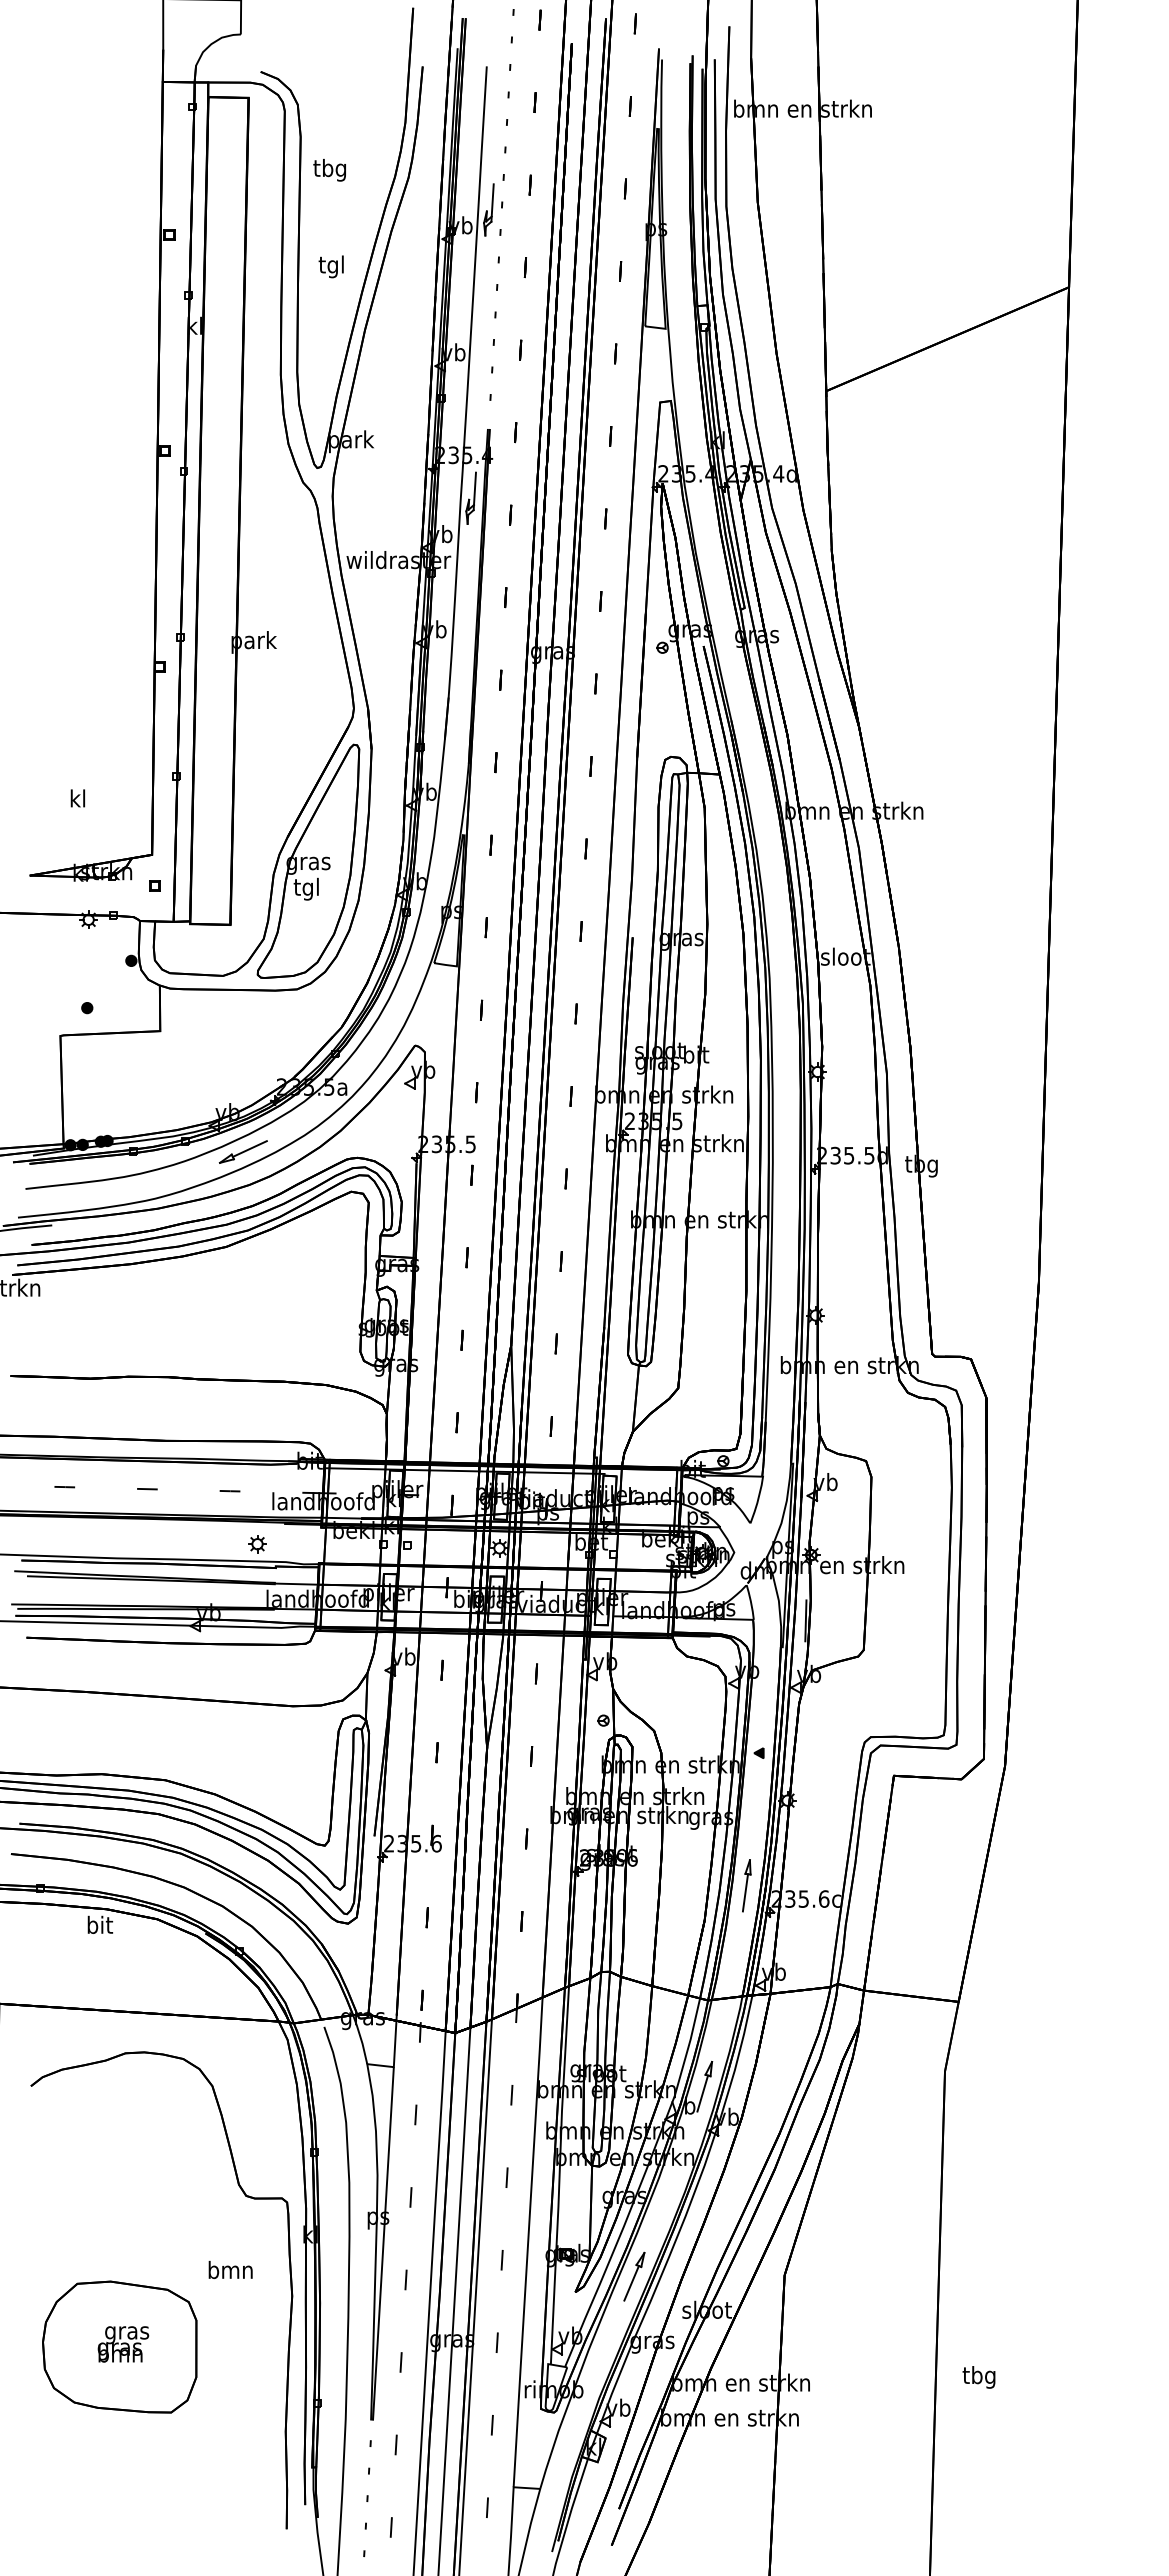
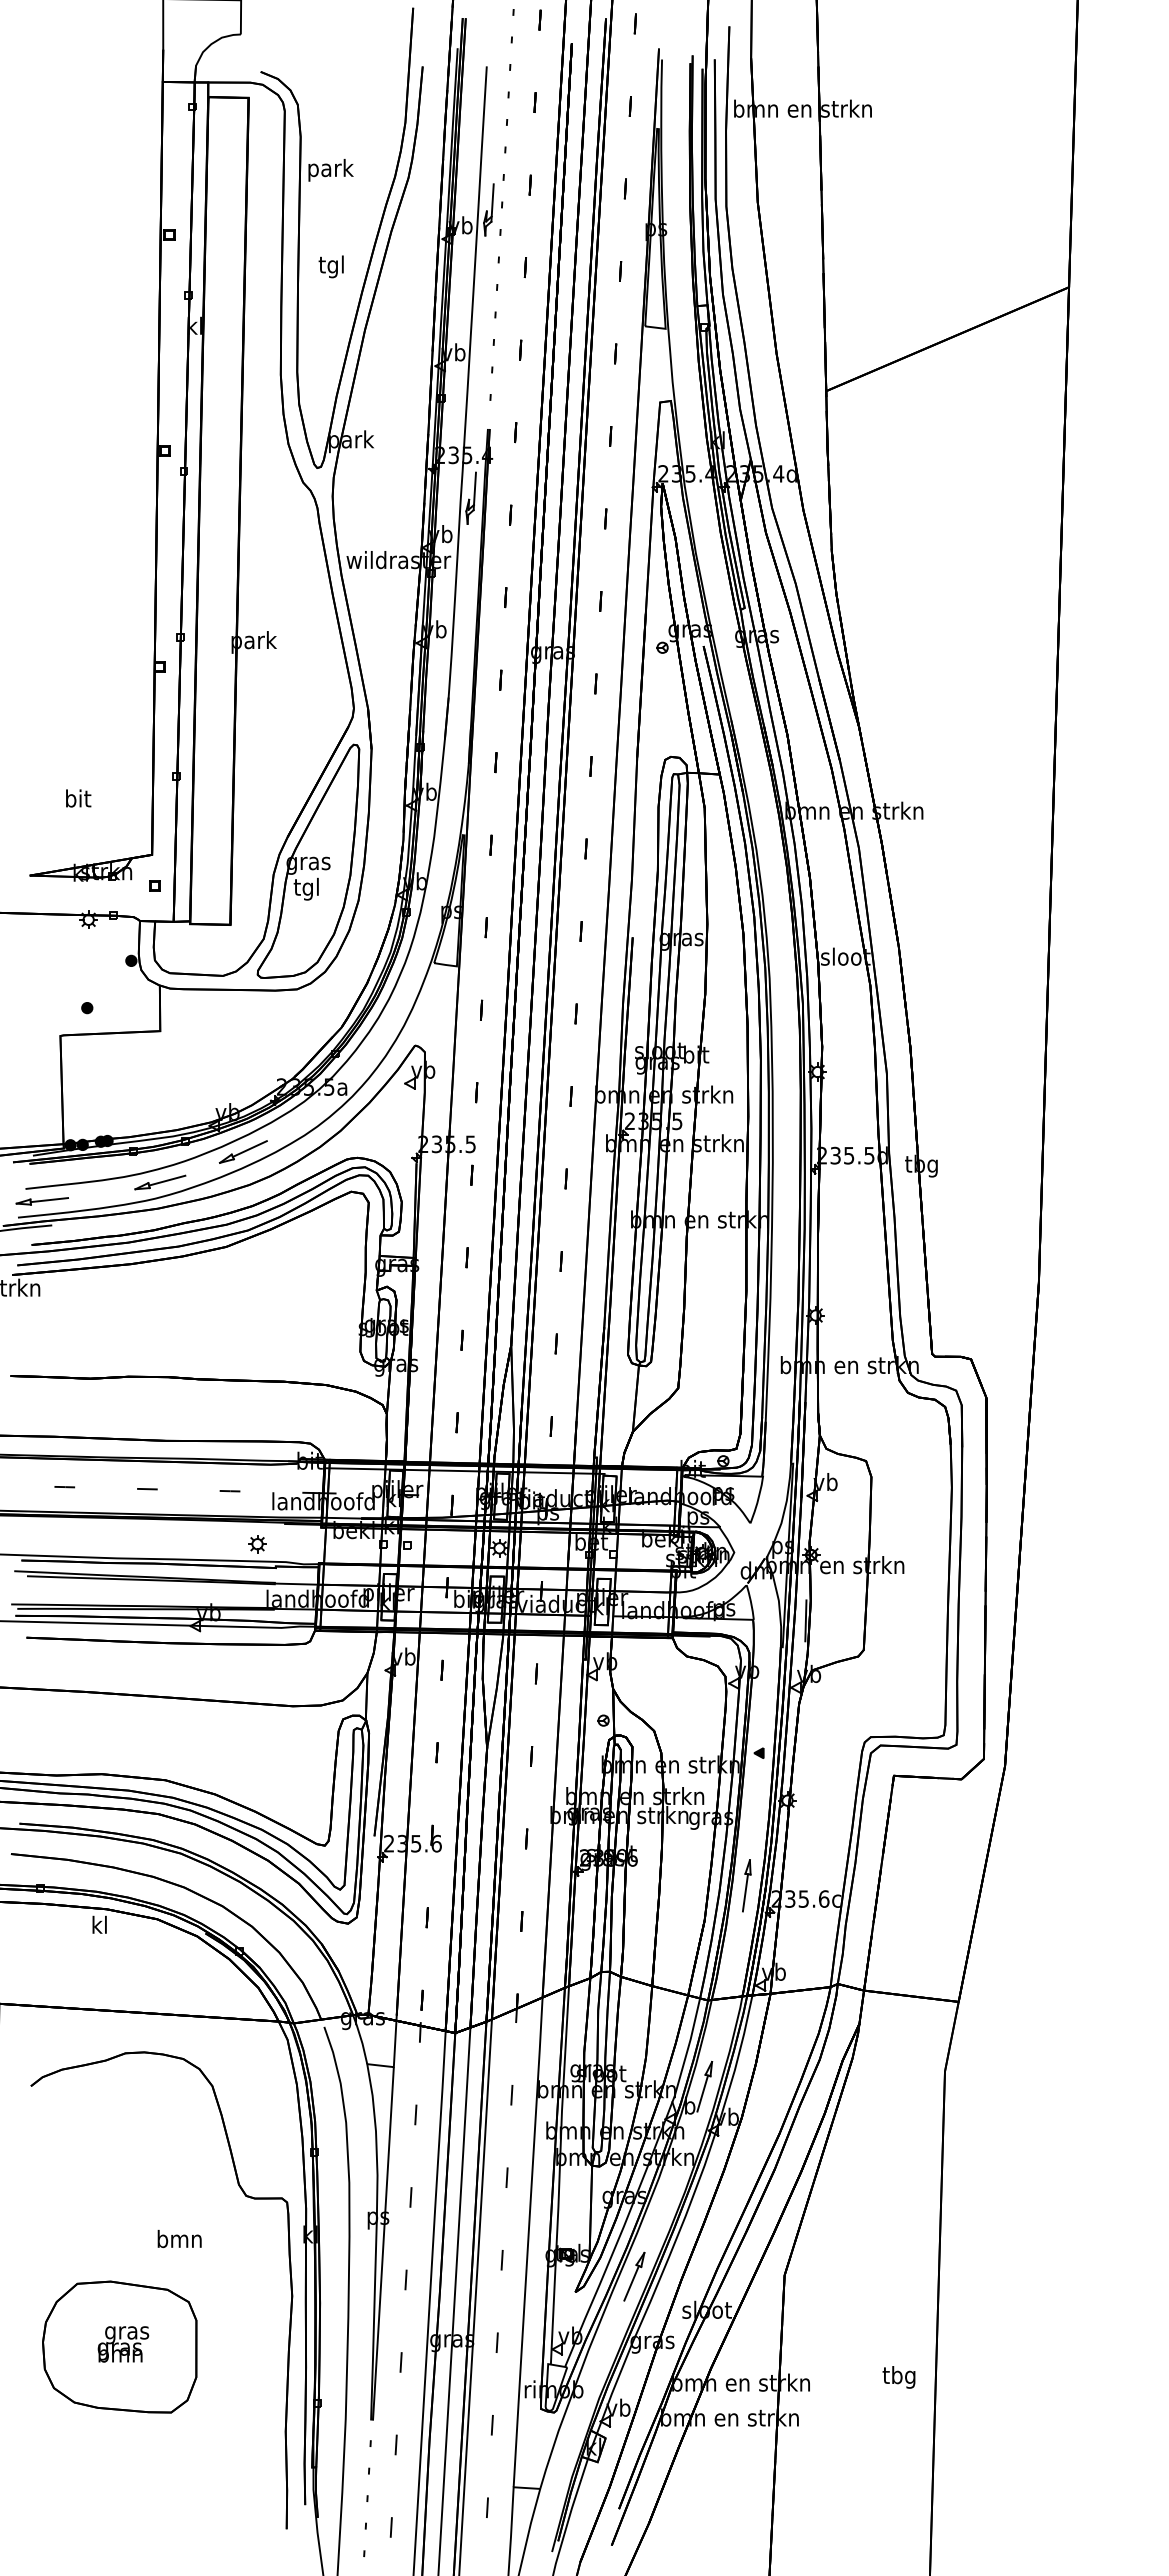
text: tbg -> park (330, 169)
text: kl -> bit (78, 798)
part: none -> present (160, 1182)
part: none -> present (41, 1201)
text: bit -> kl (100, 1924)
text position: (230, 2269) -> (179, 2238) (179, 2238)
text position: (978, 2377) -> (898, 2377) (898, 2377)
